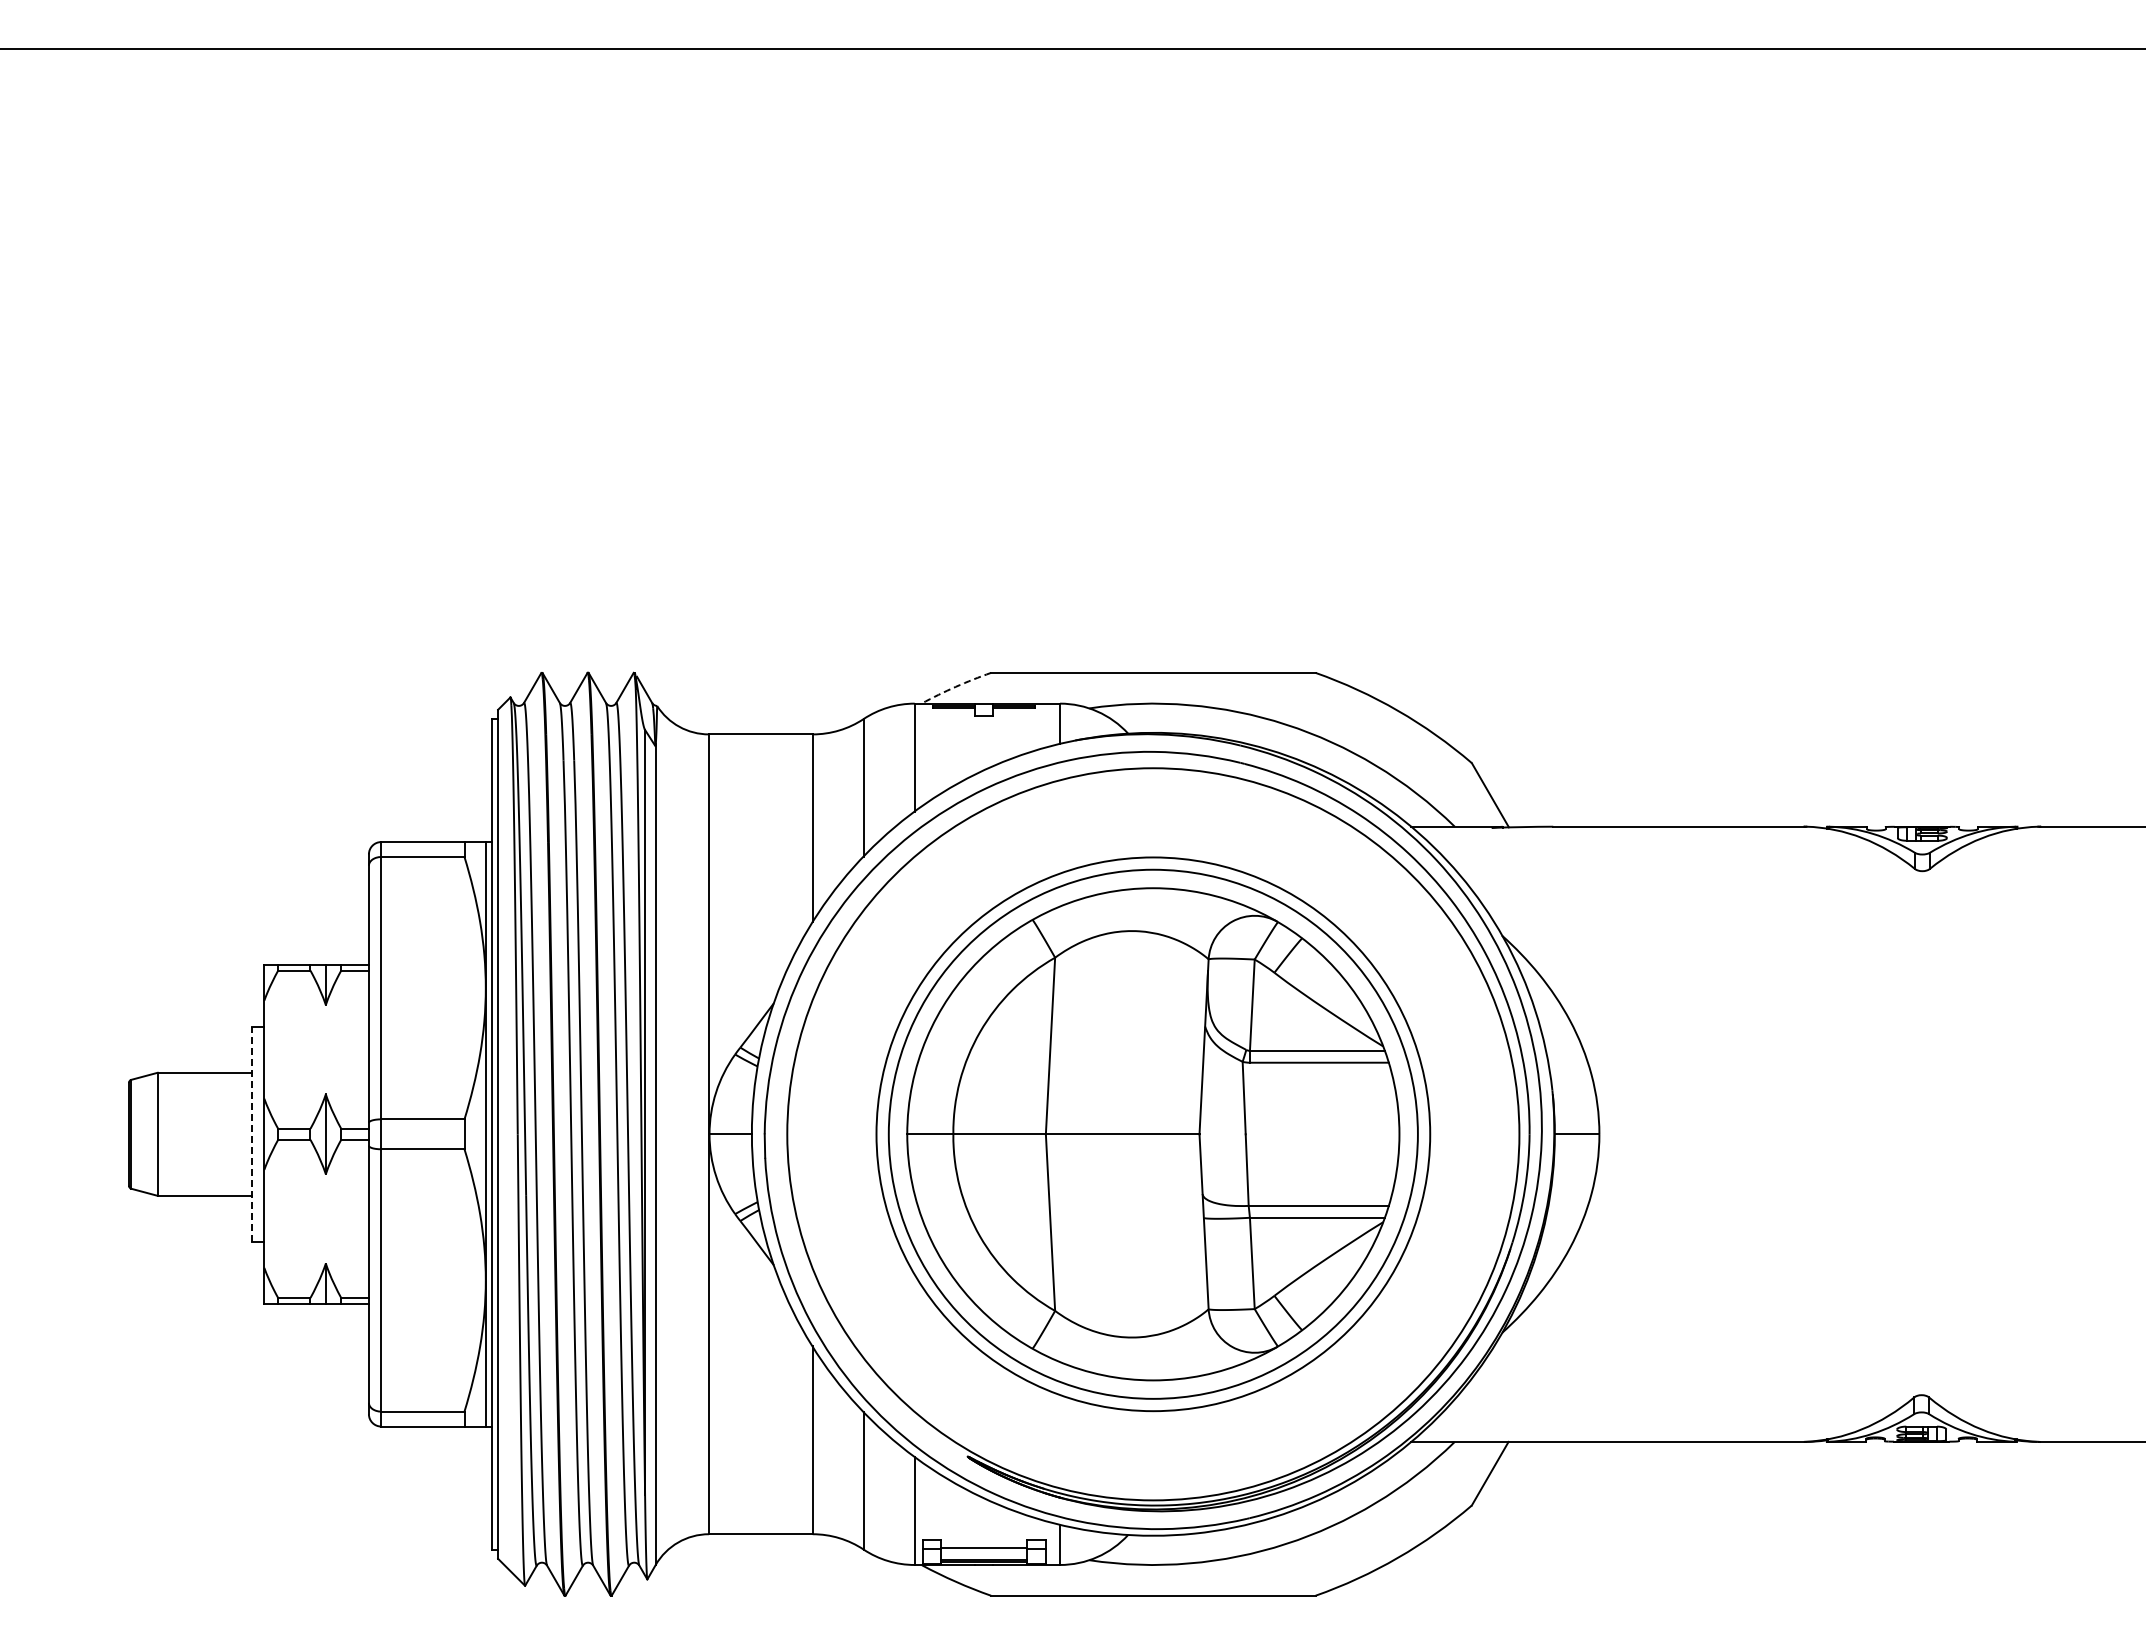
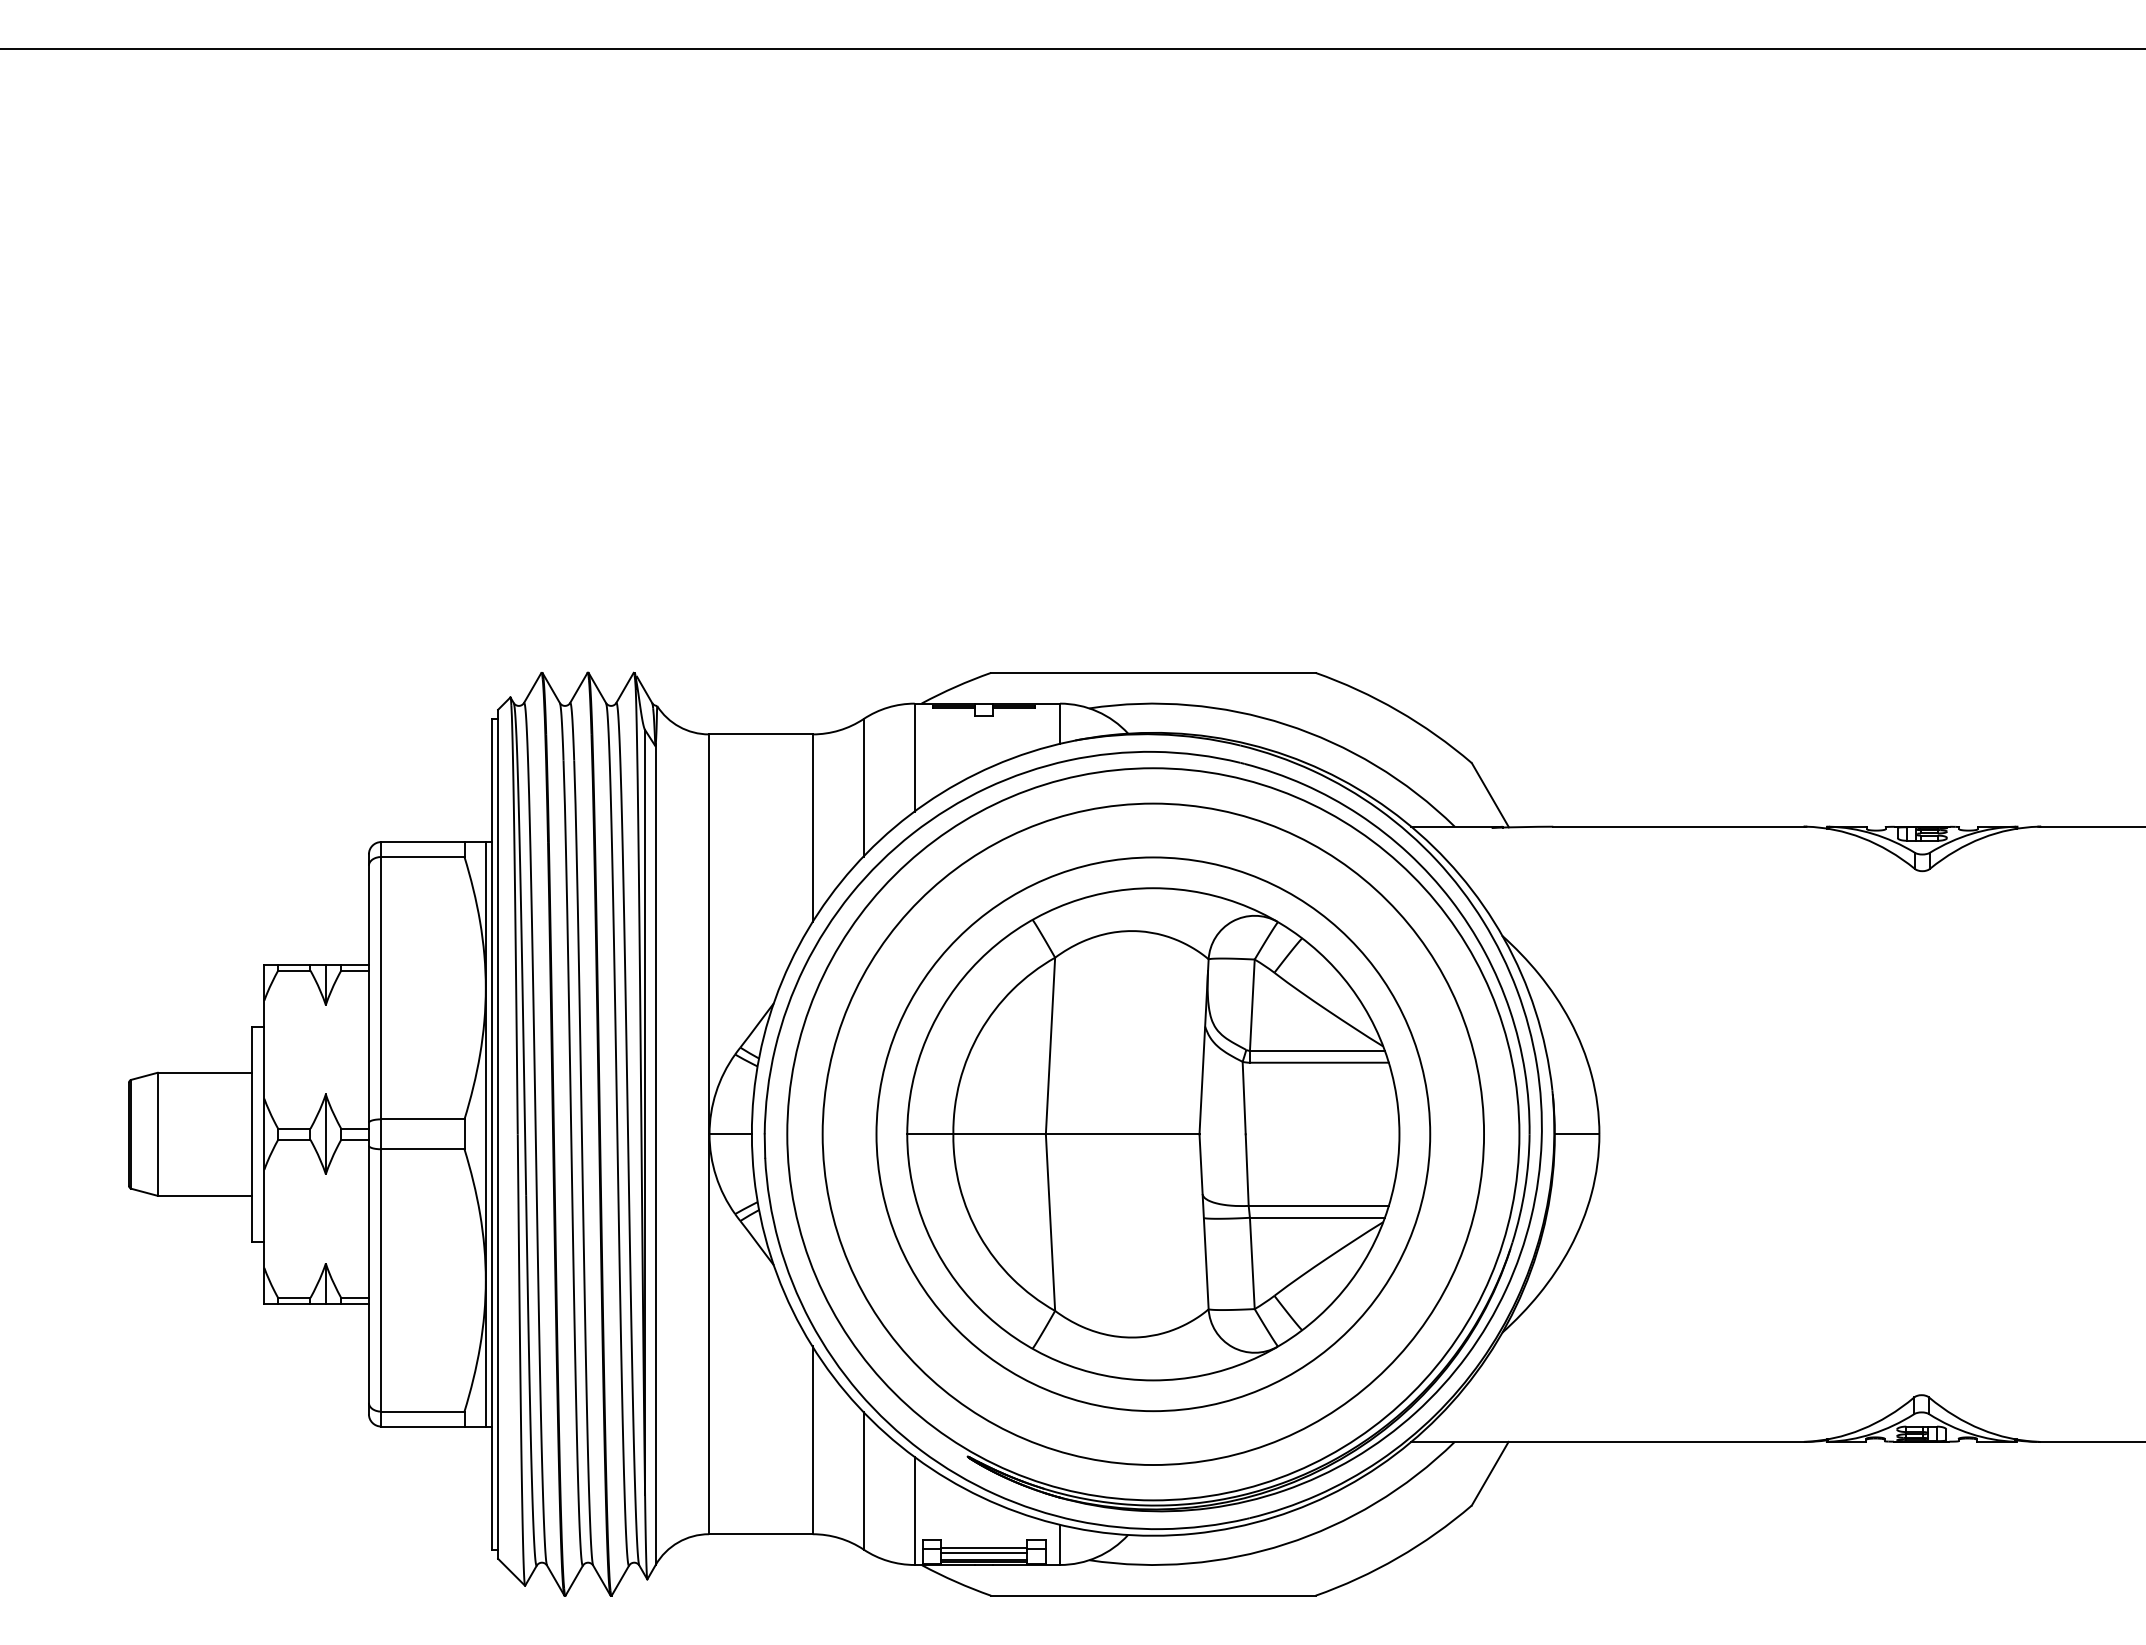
arc: dashed -> solid (955, 686)
circle diameter: 529 px -> 661 px (1153, 1134)
line: dashed -> solid (252, 1134)
line: none -> present (984, 1552)
